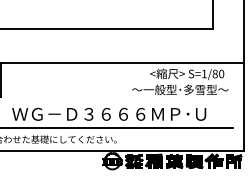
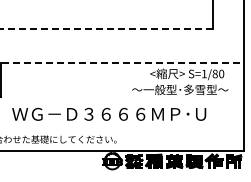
line: solid -> dashed (106, 28)
line: solid -> dashed (122, 63)
line: present -> none (117, 127)
